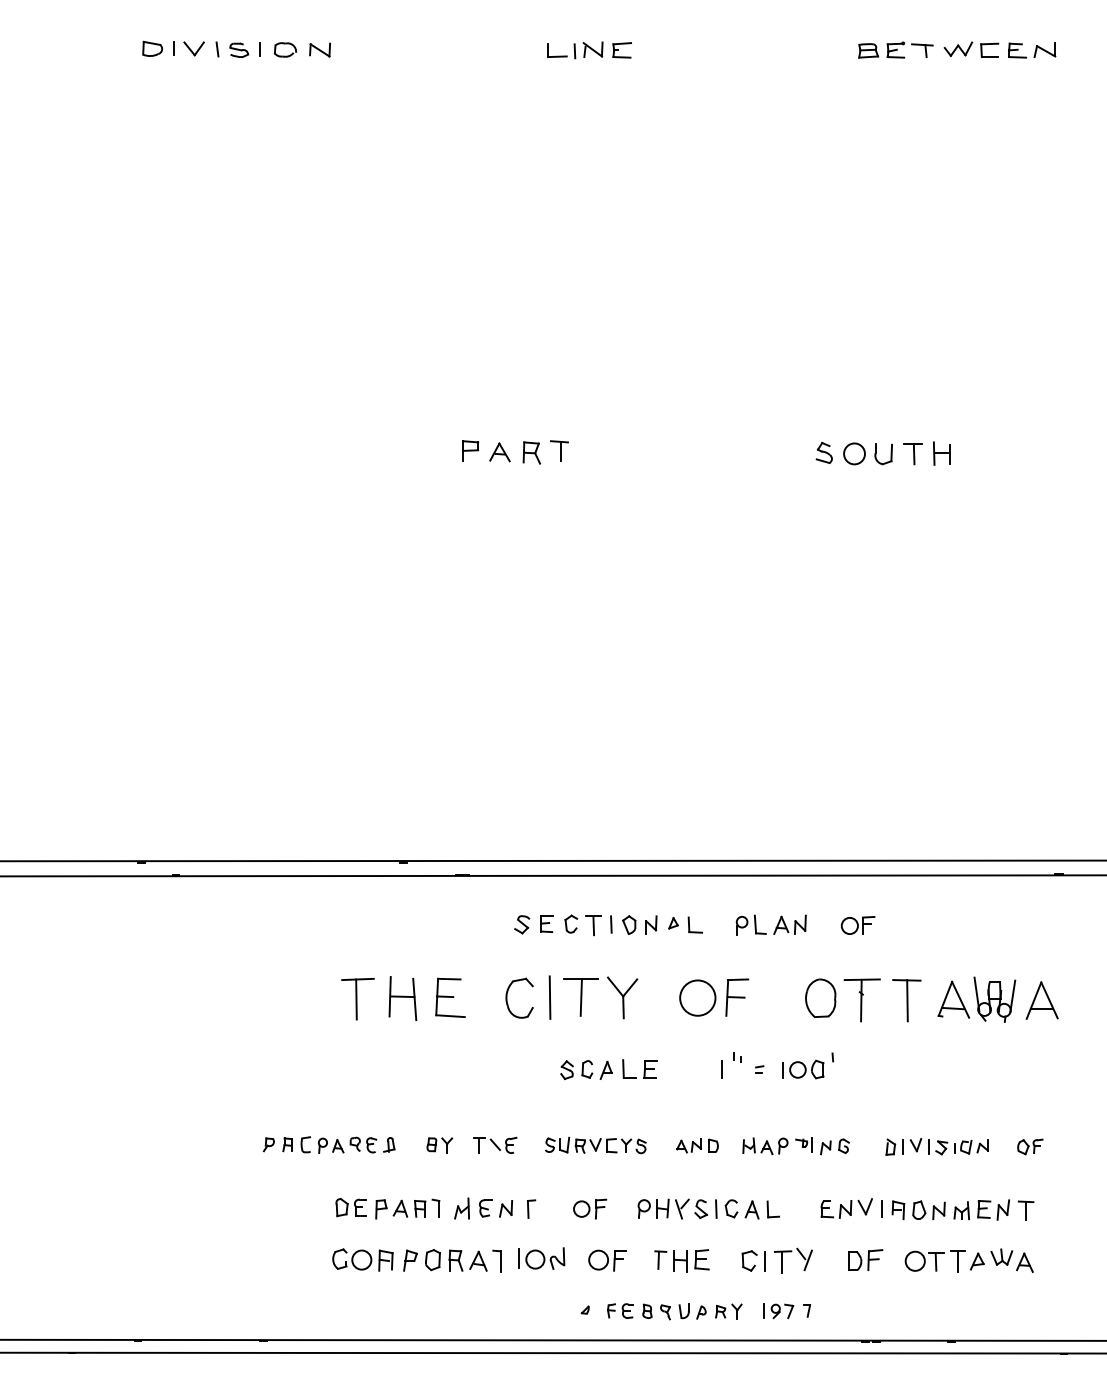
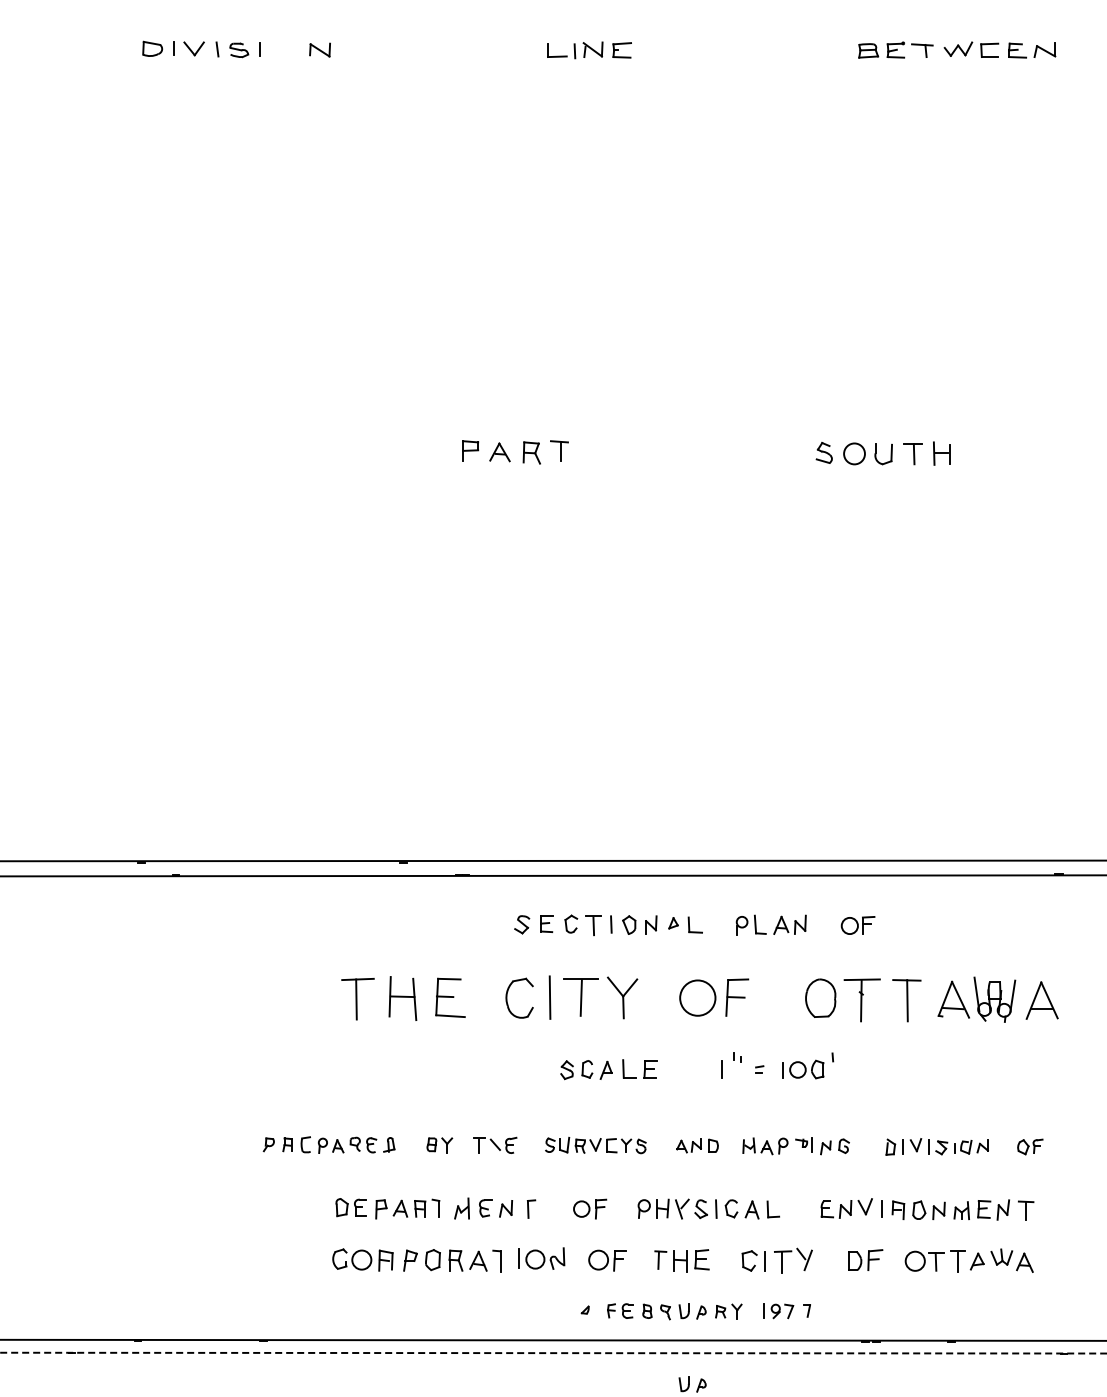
part: present -> none (285, 49)
line: solid -> dashed (553, 1353)
part: none -> present (692, 1384)
